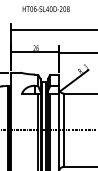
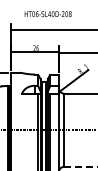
text position: (45, 9) -> (47, 14) (47, 14)
line: solid -> dashed (81, 166)
